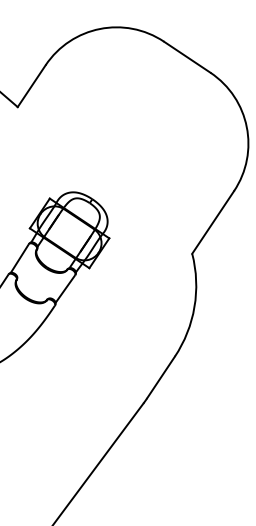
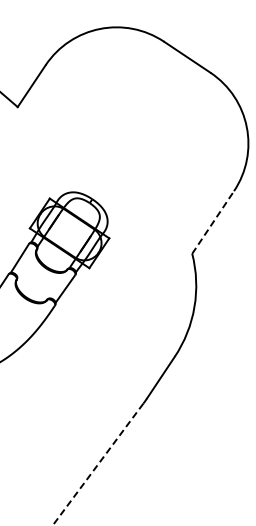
line: solid -> dashed (213, 222)
line: solid -> dashed (98, 464)
